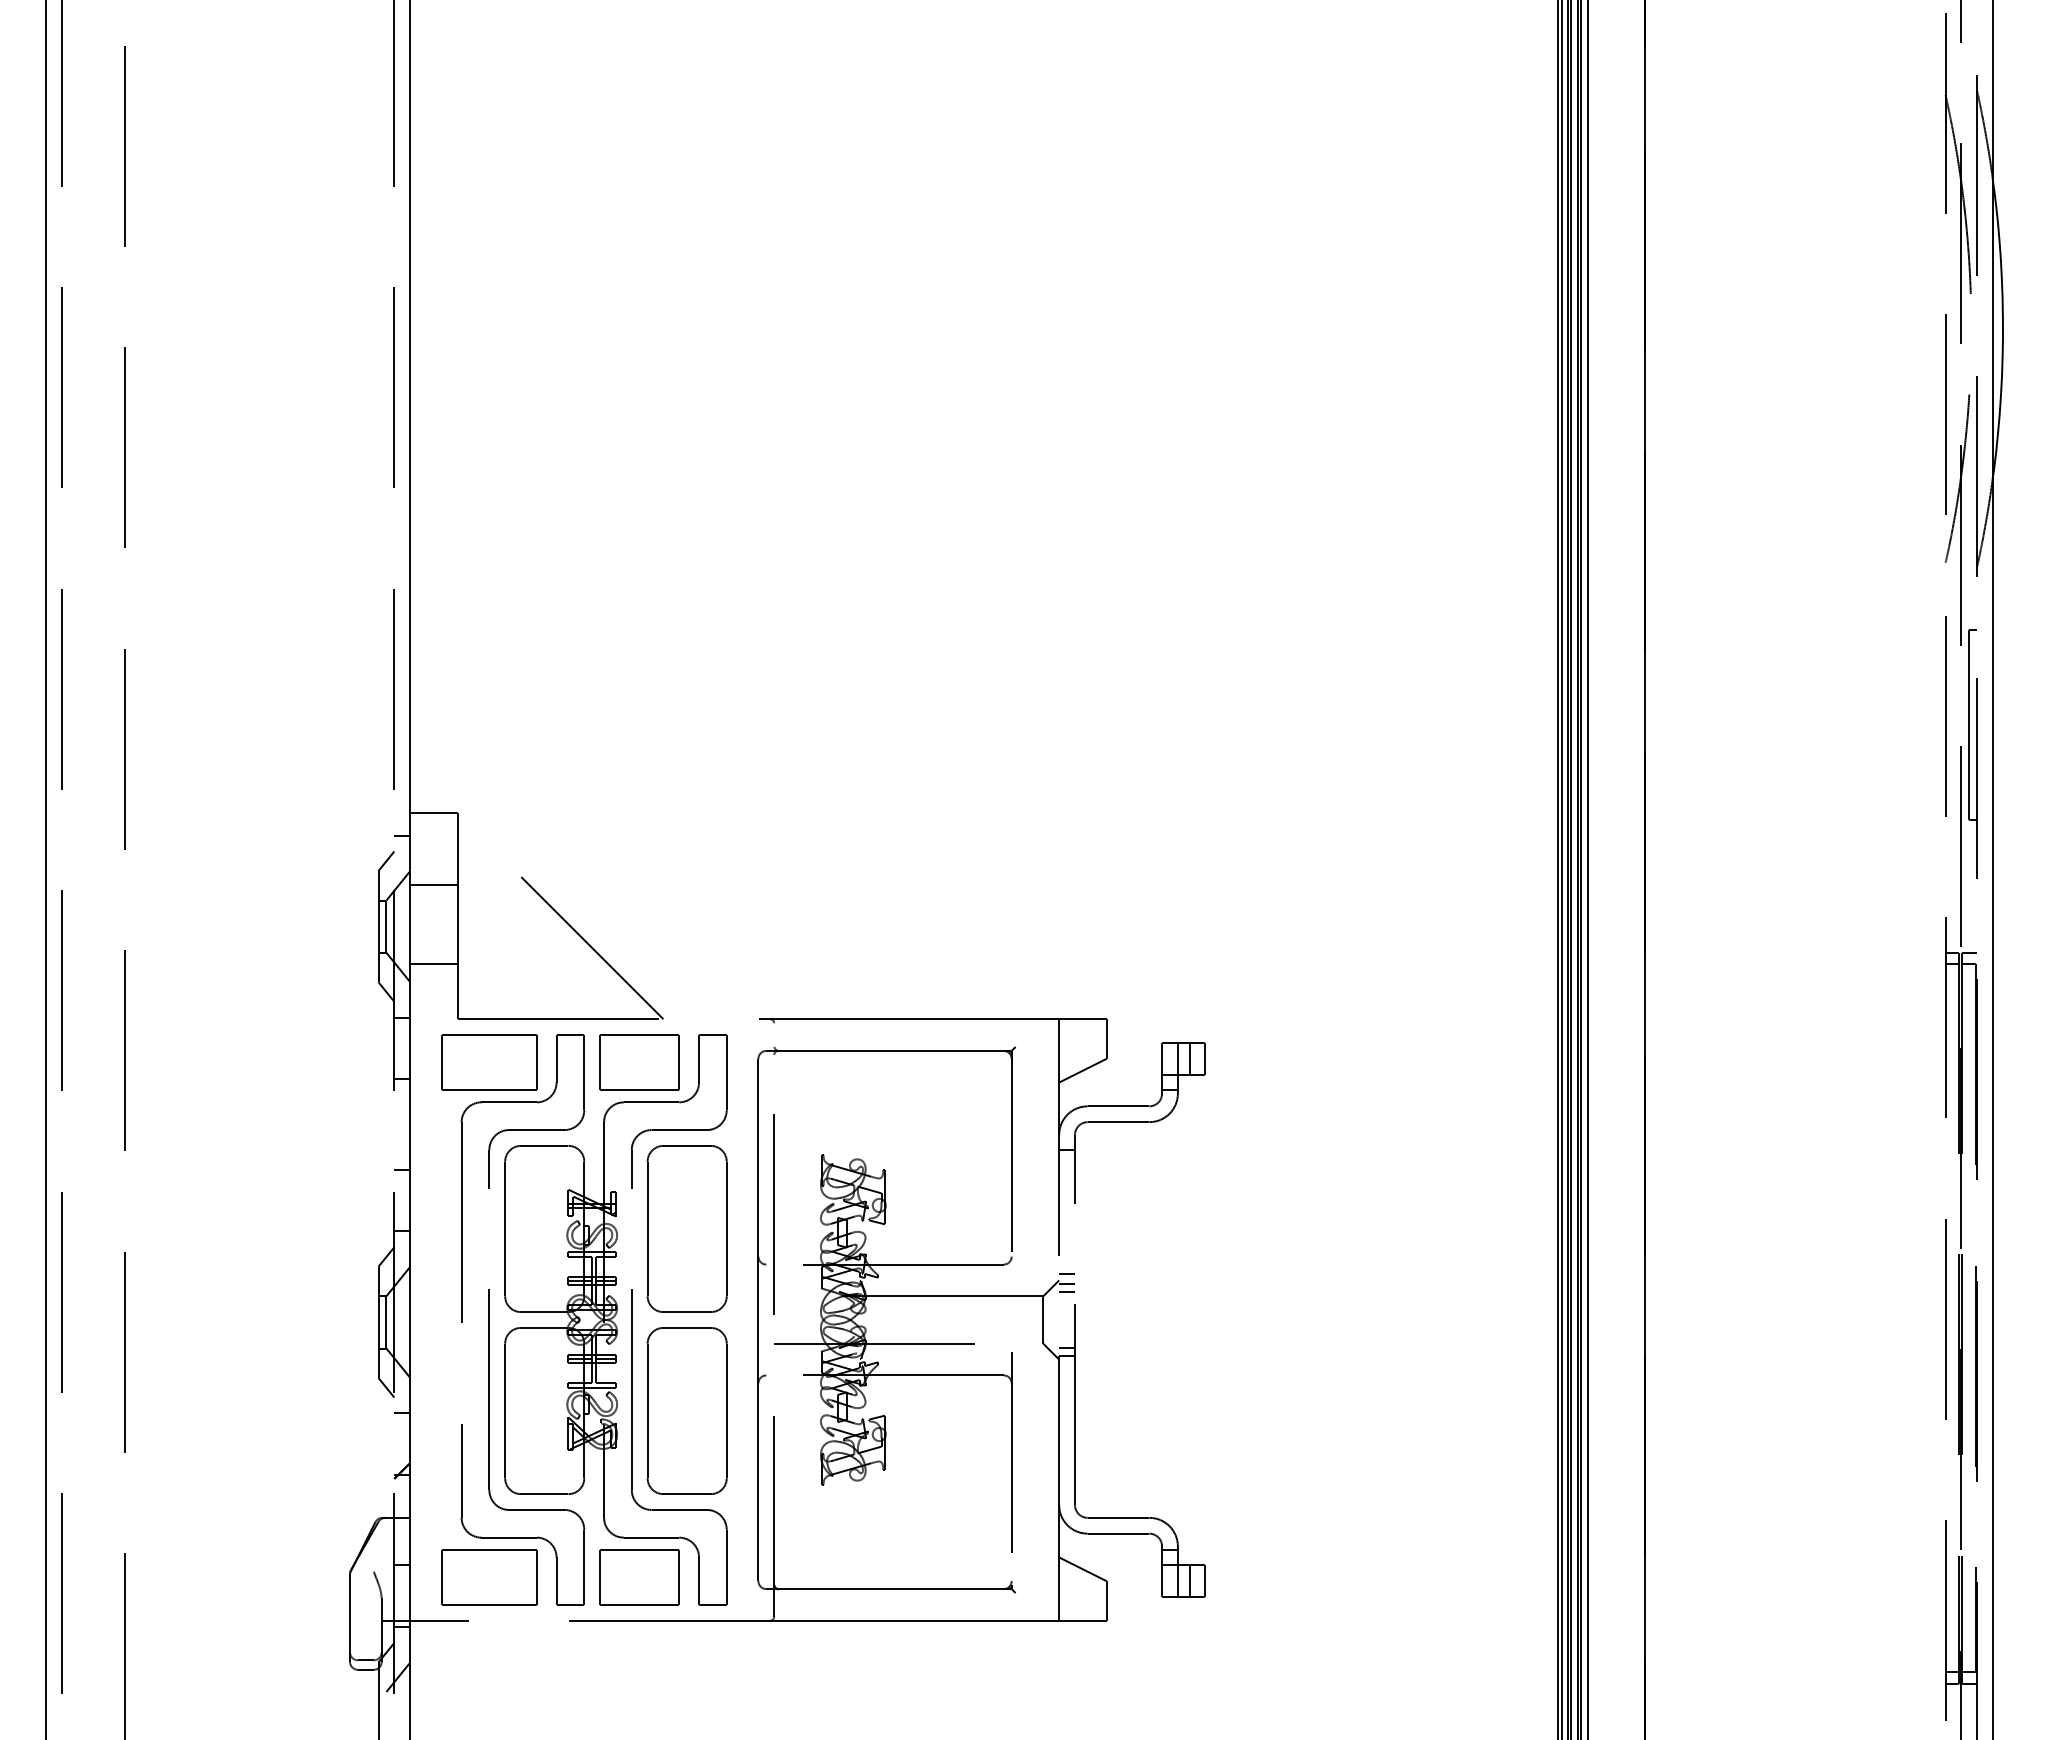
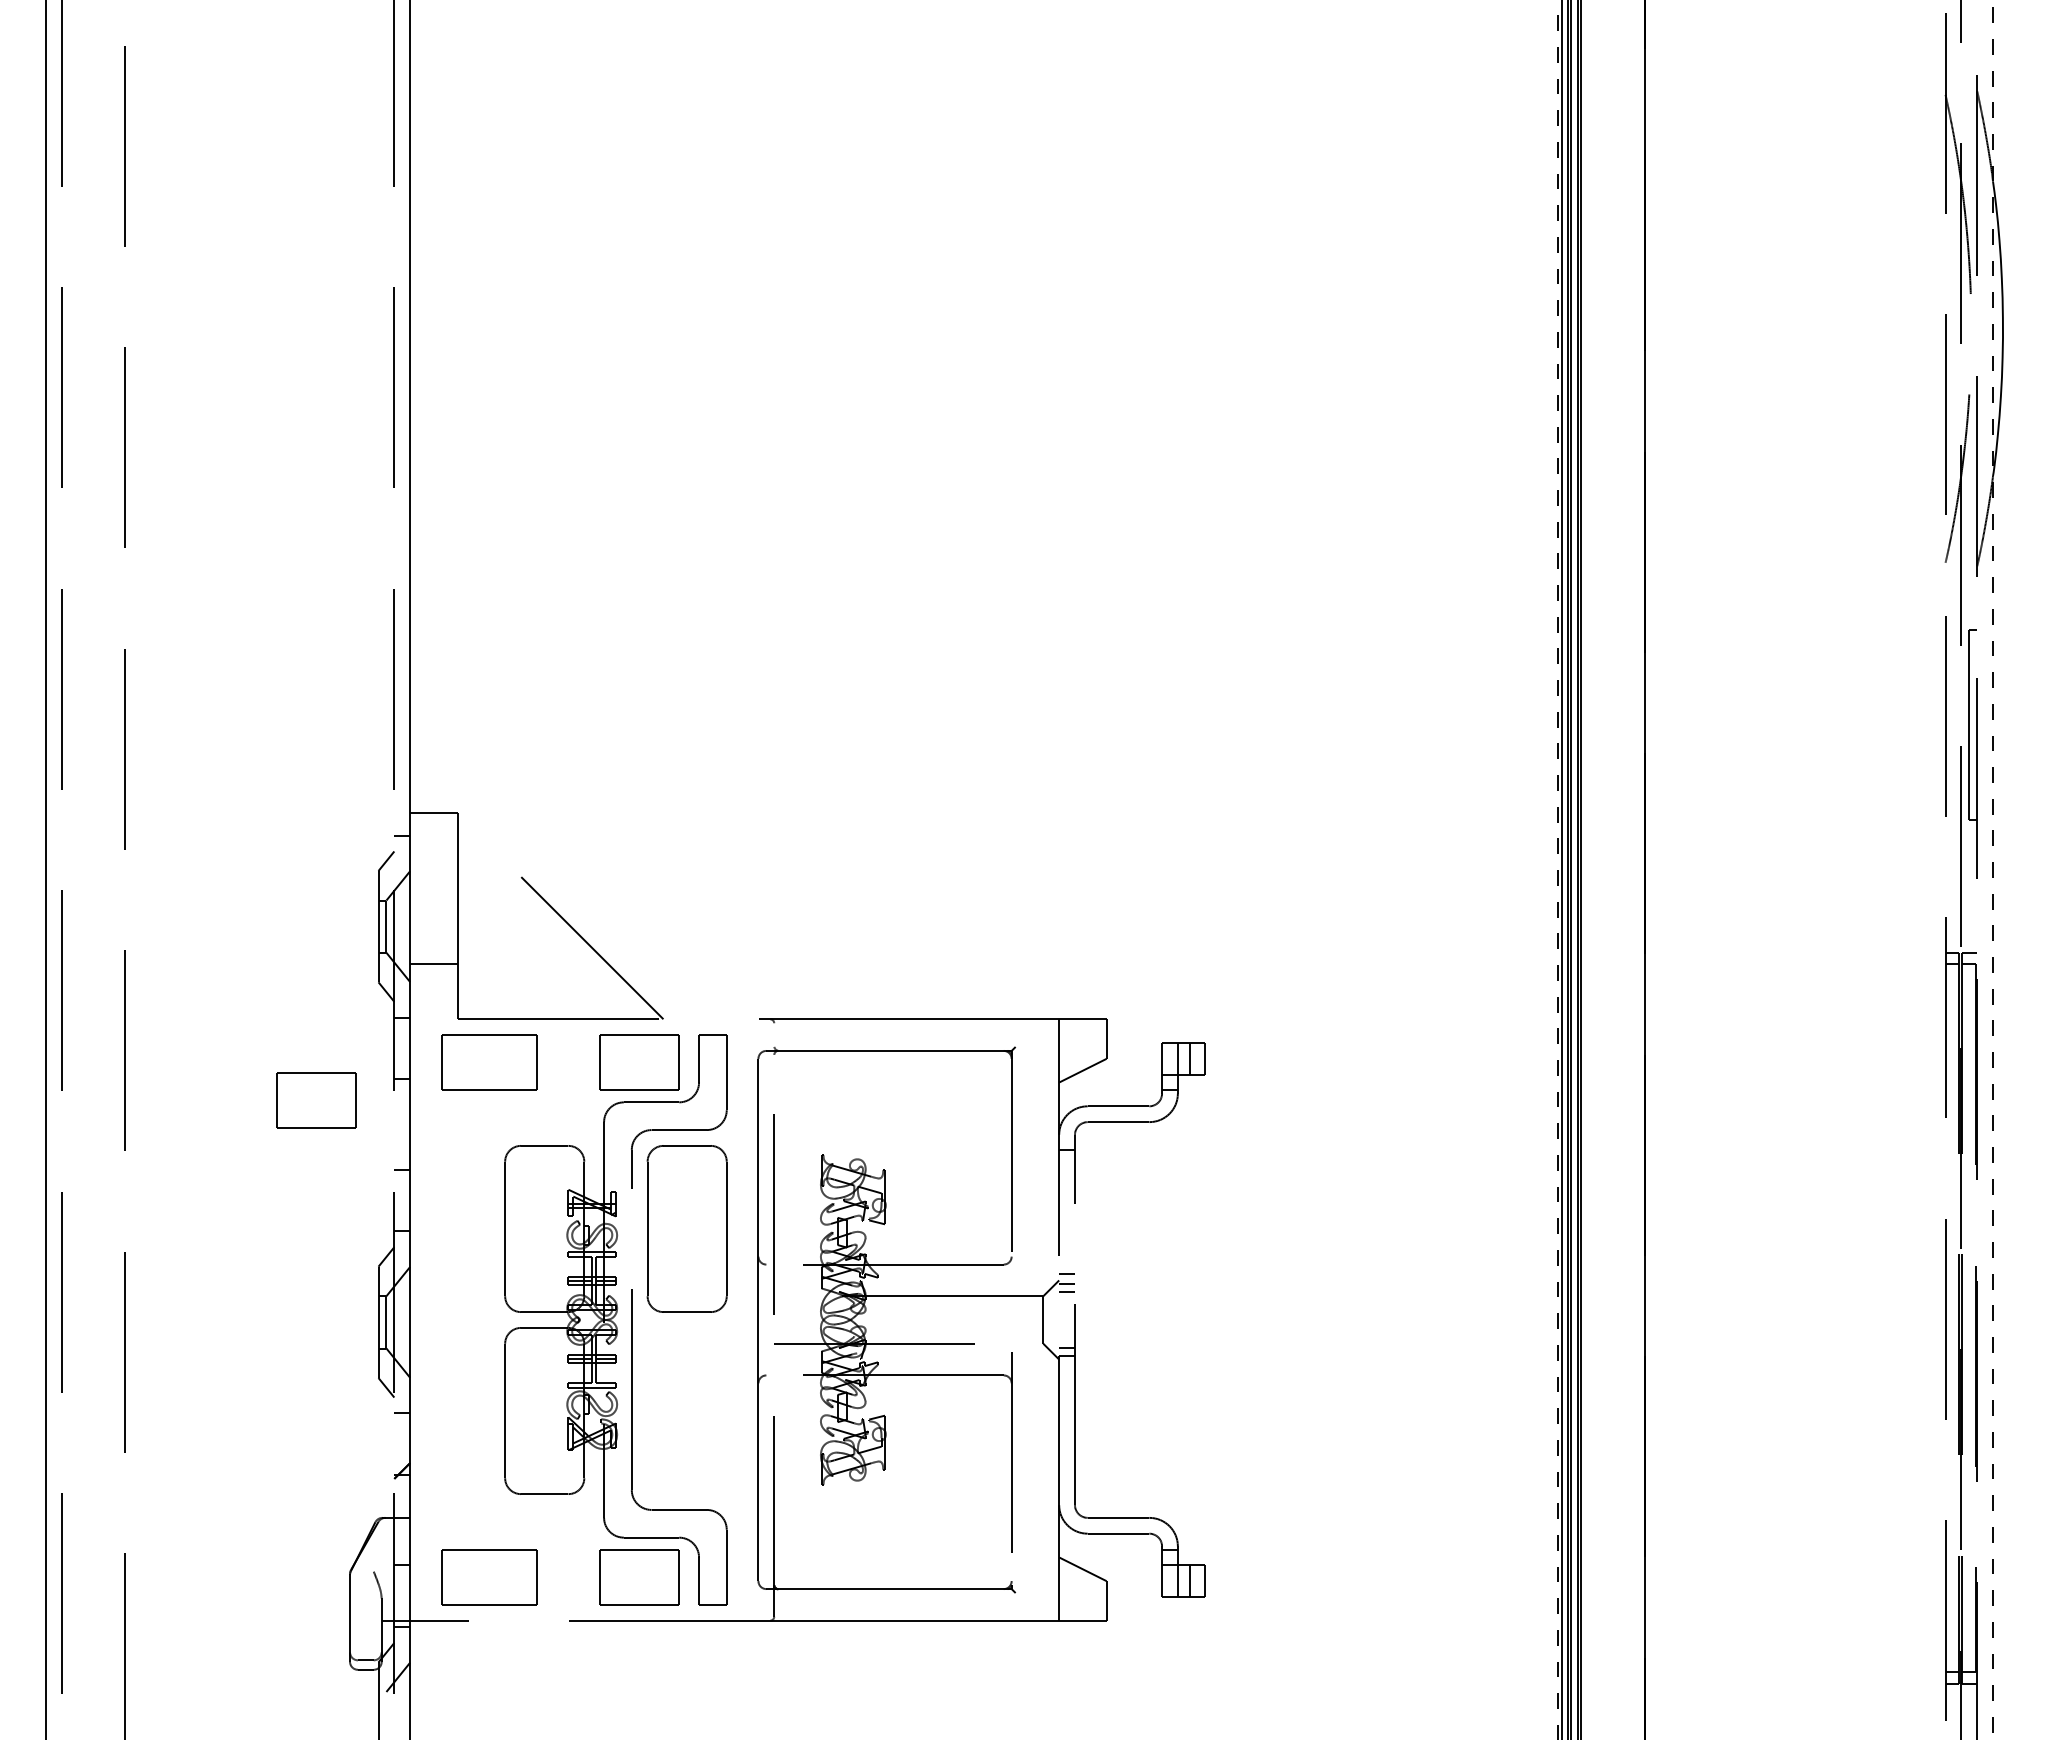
line: present -> none (1587, 869)
line: solid -> dashed (1557, 870)
line: solid -> dashed (1993, 870)
line: present -> none (433, 884)
part: none -> present (316, 1100)
part: present -> none (489, 1319)
part: present -> none (686, 1410)
